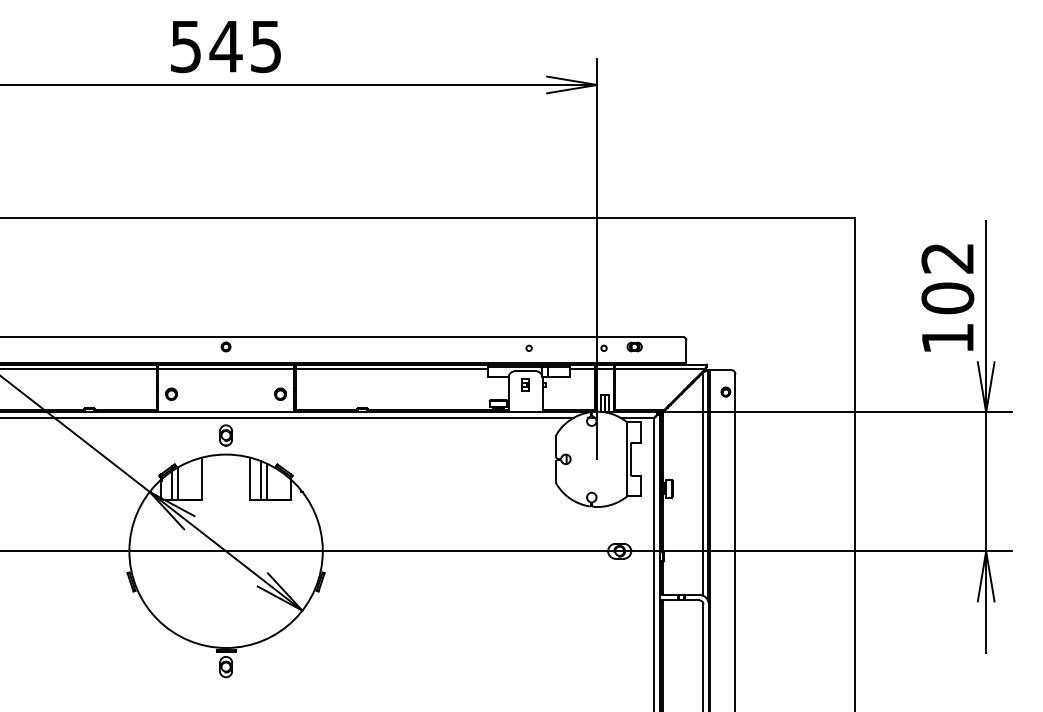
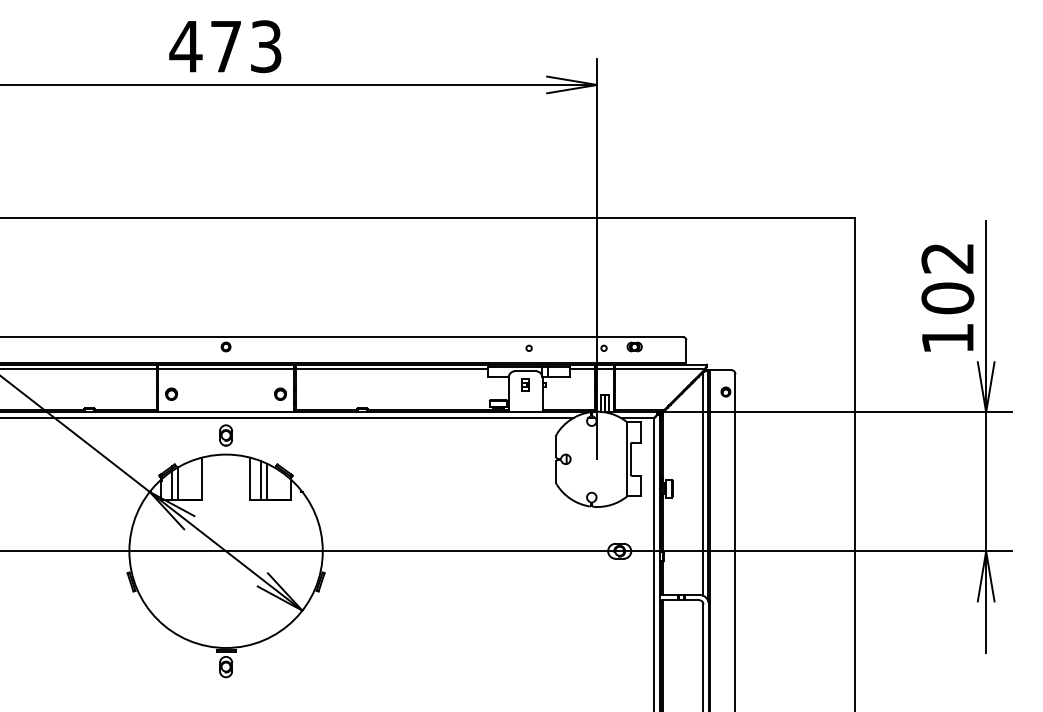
text: 545 -> 473 (225, 46)
